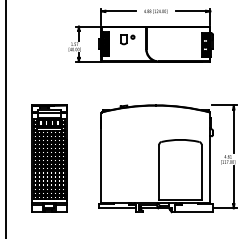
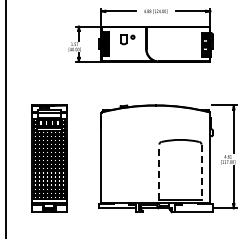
line: solid -> dashed (159, 172)
line: solid -> dashed (201, 172)
